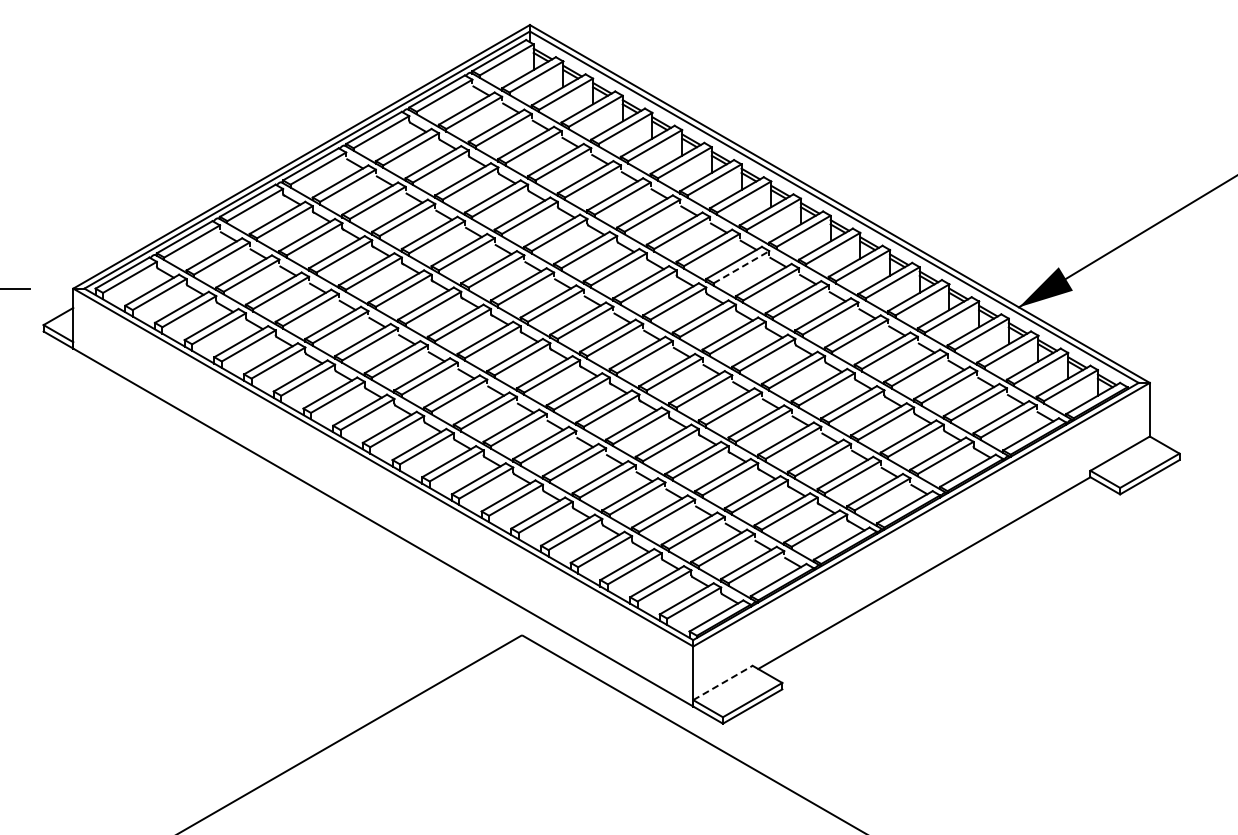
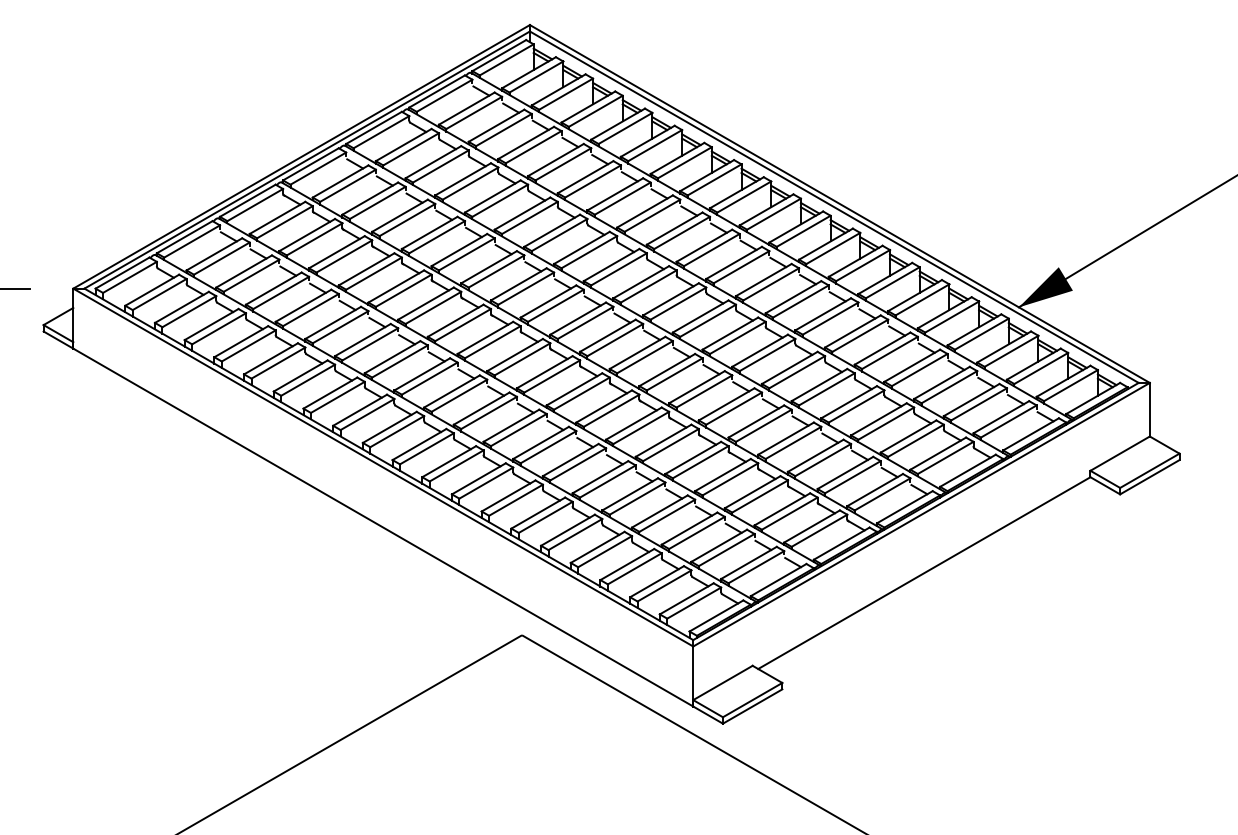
line: dashed -> solid (741, 266)
line: dashed -> solid (723, 682)
